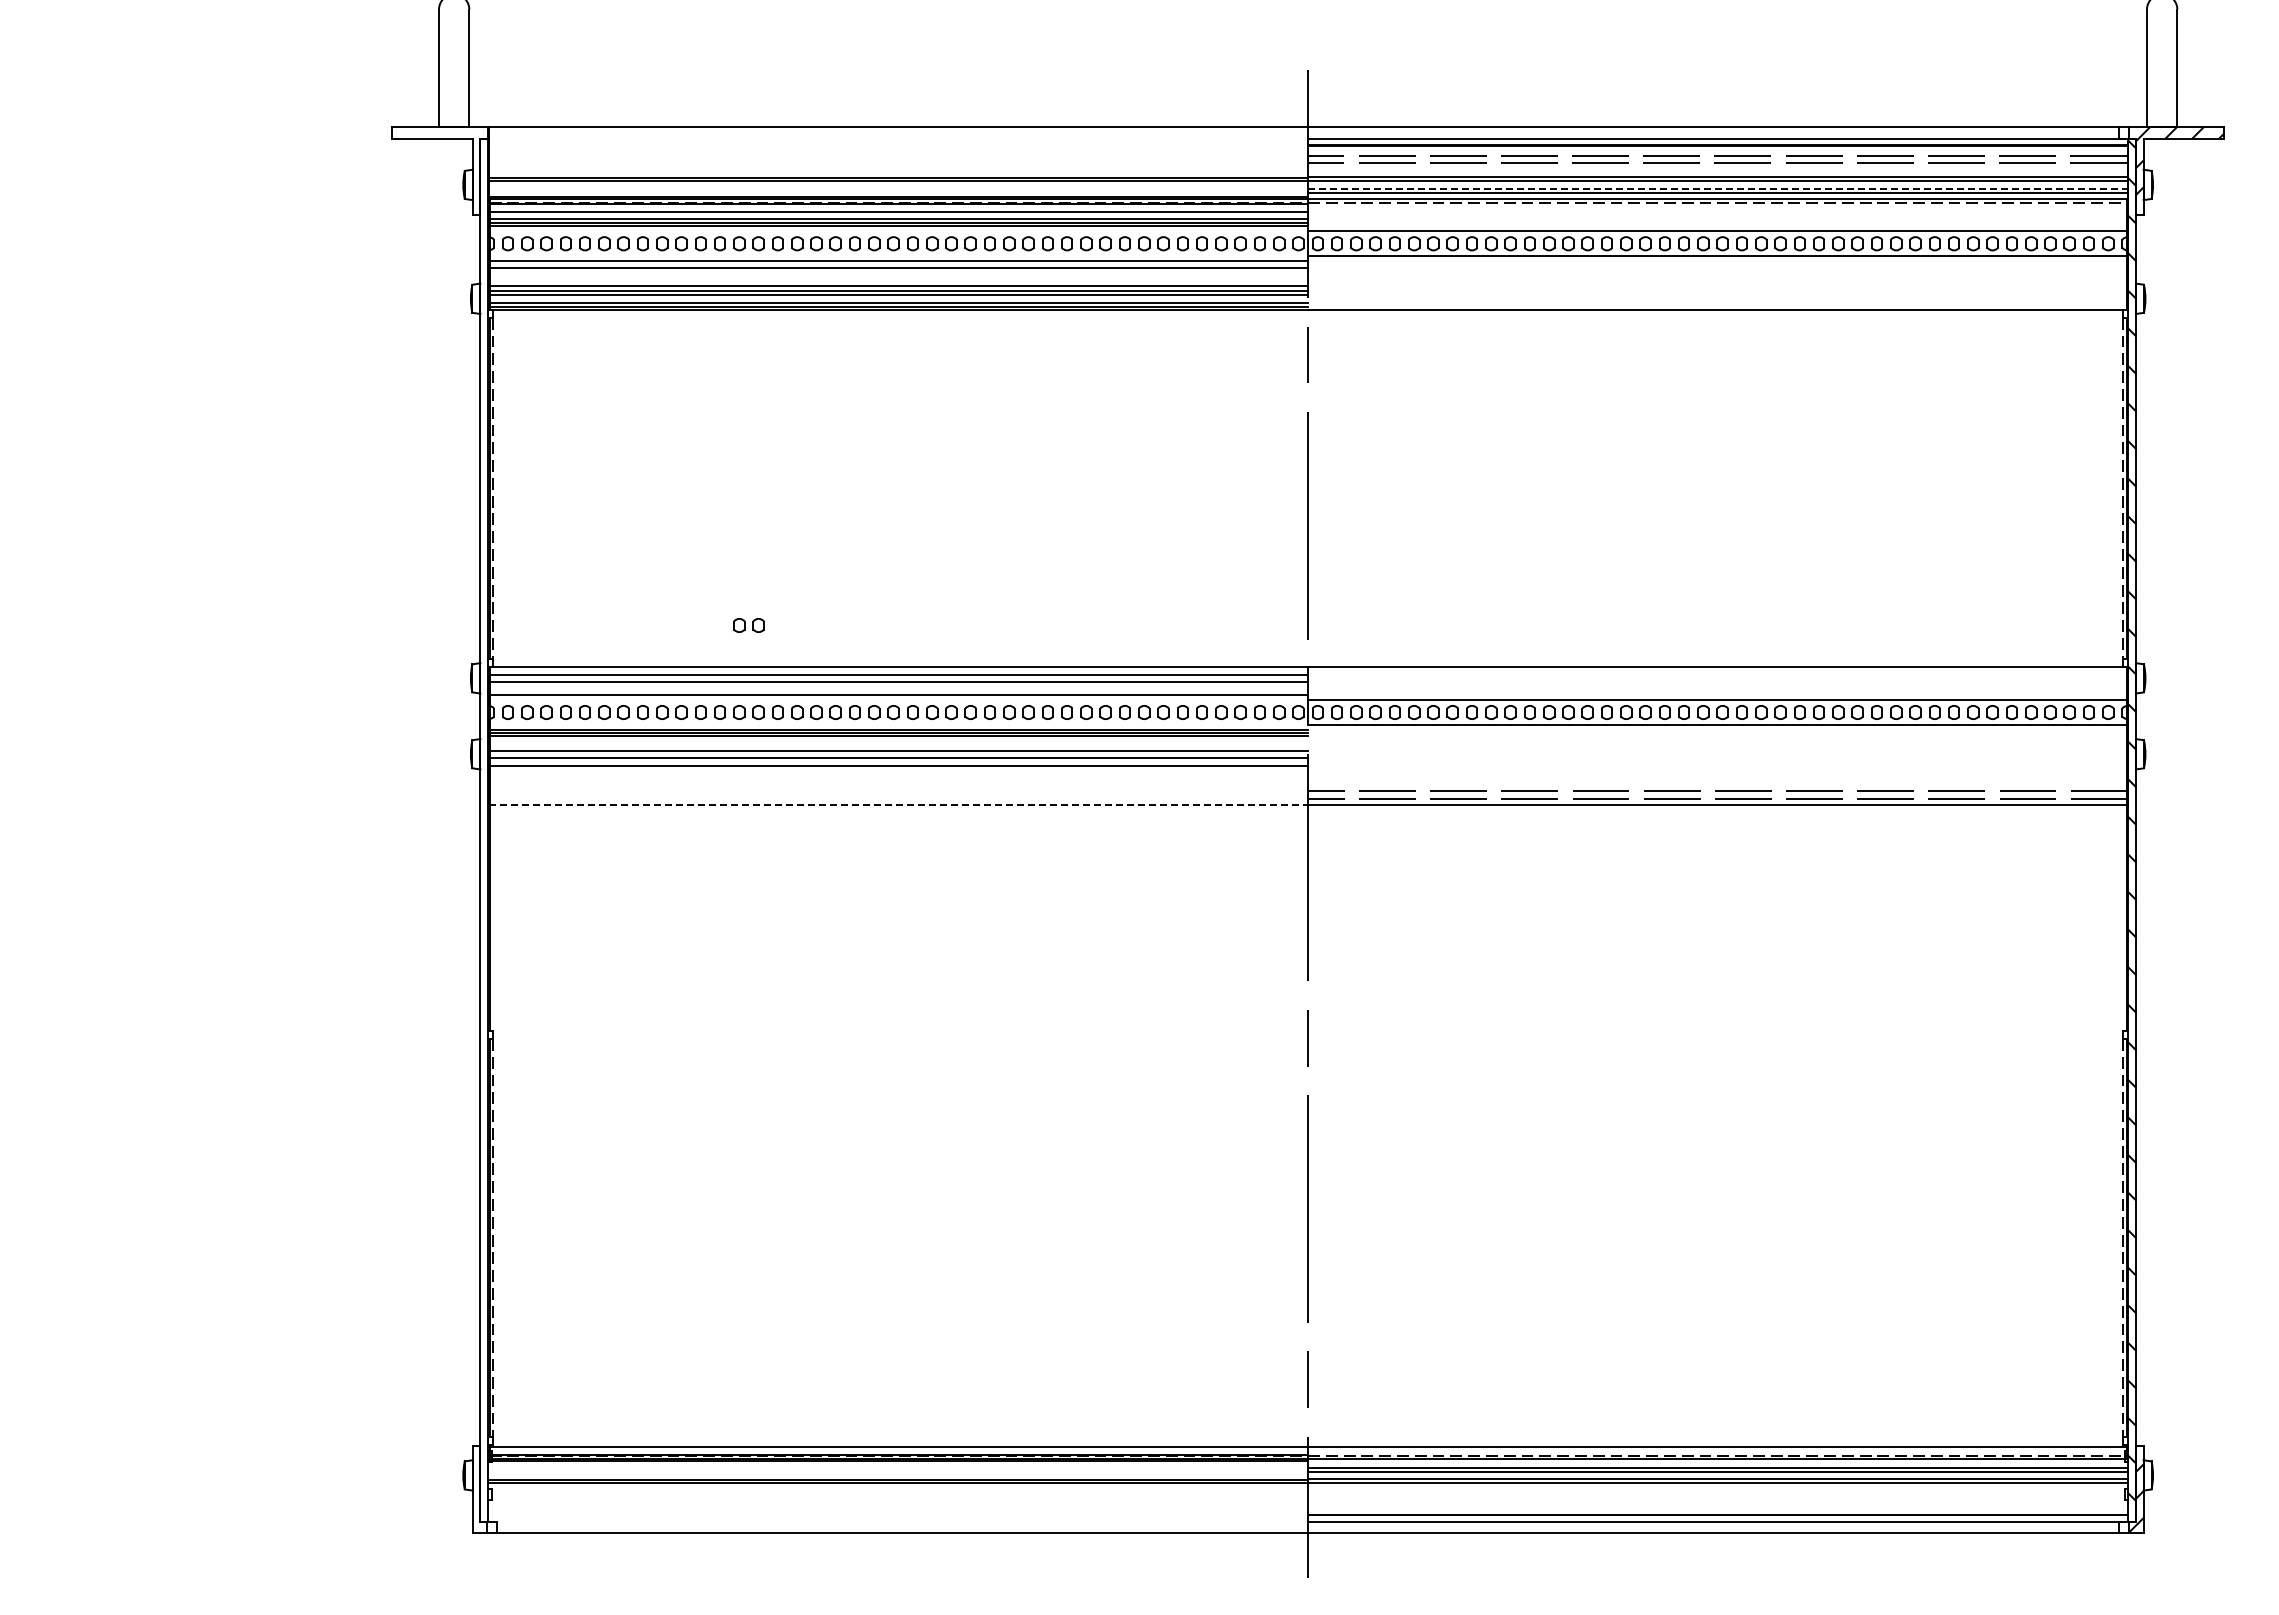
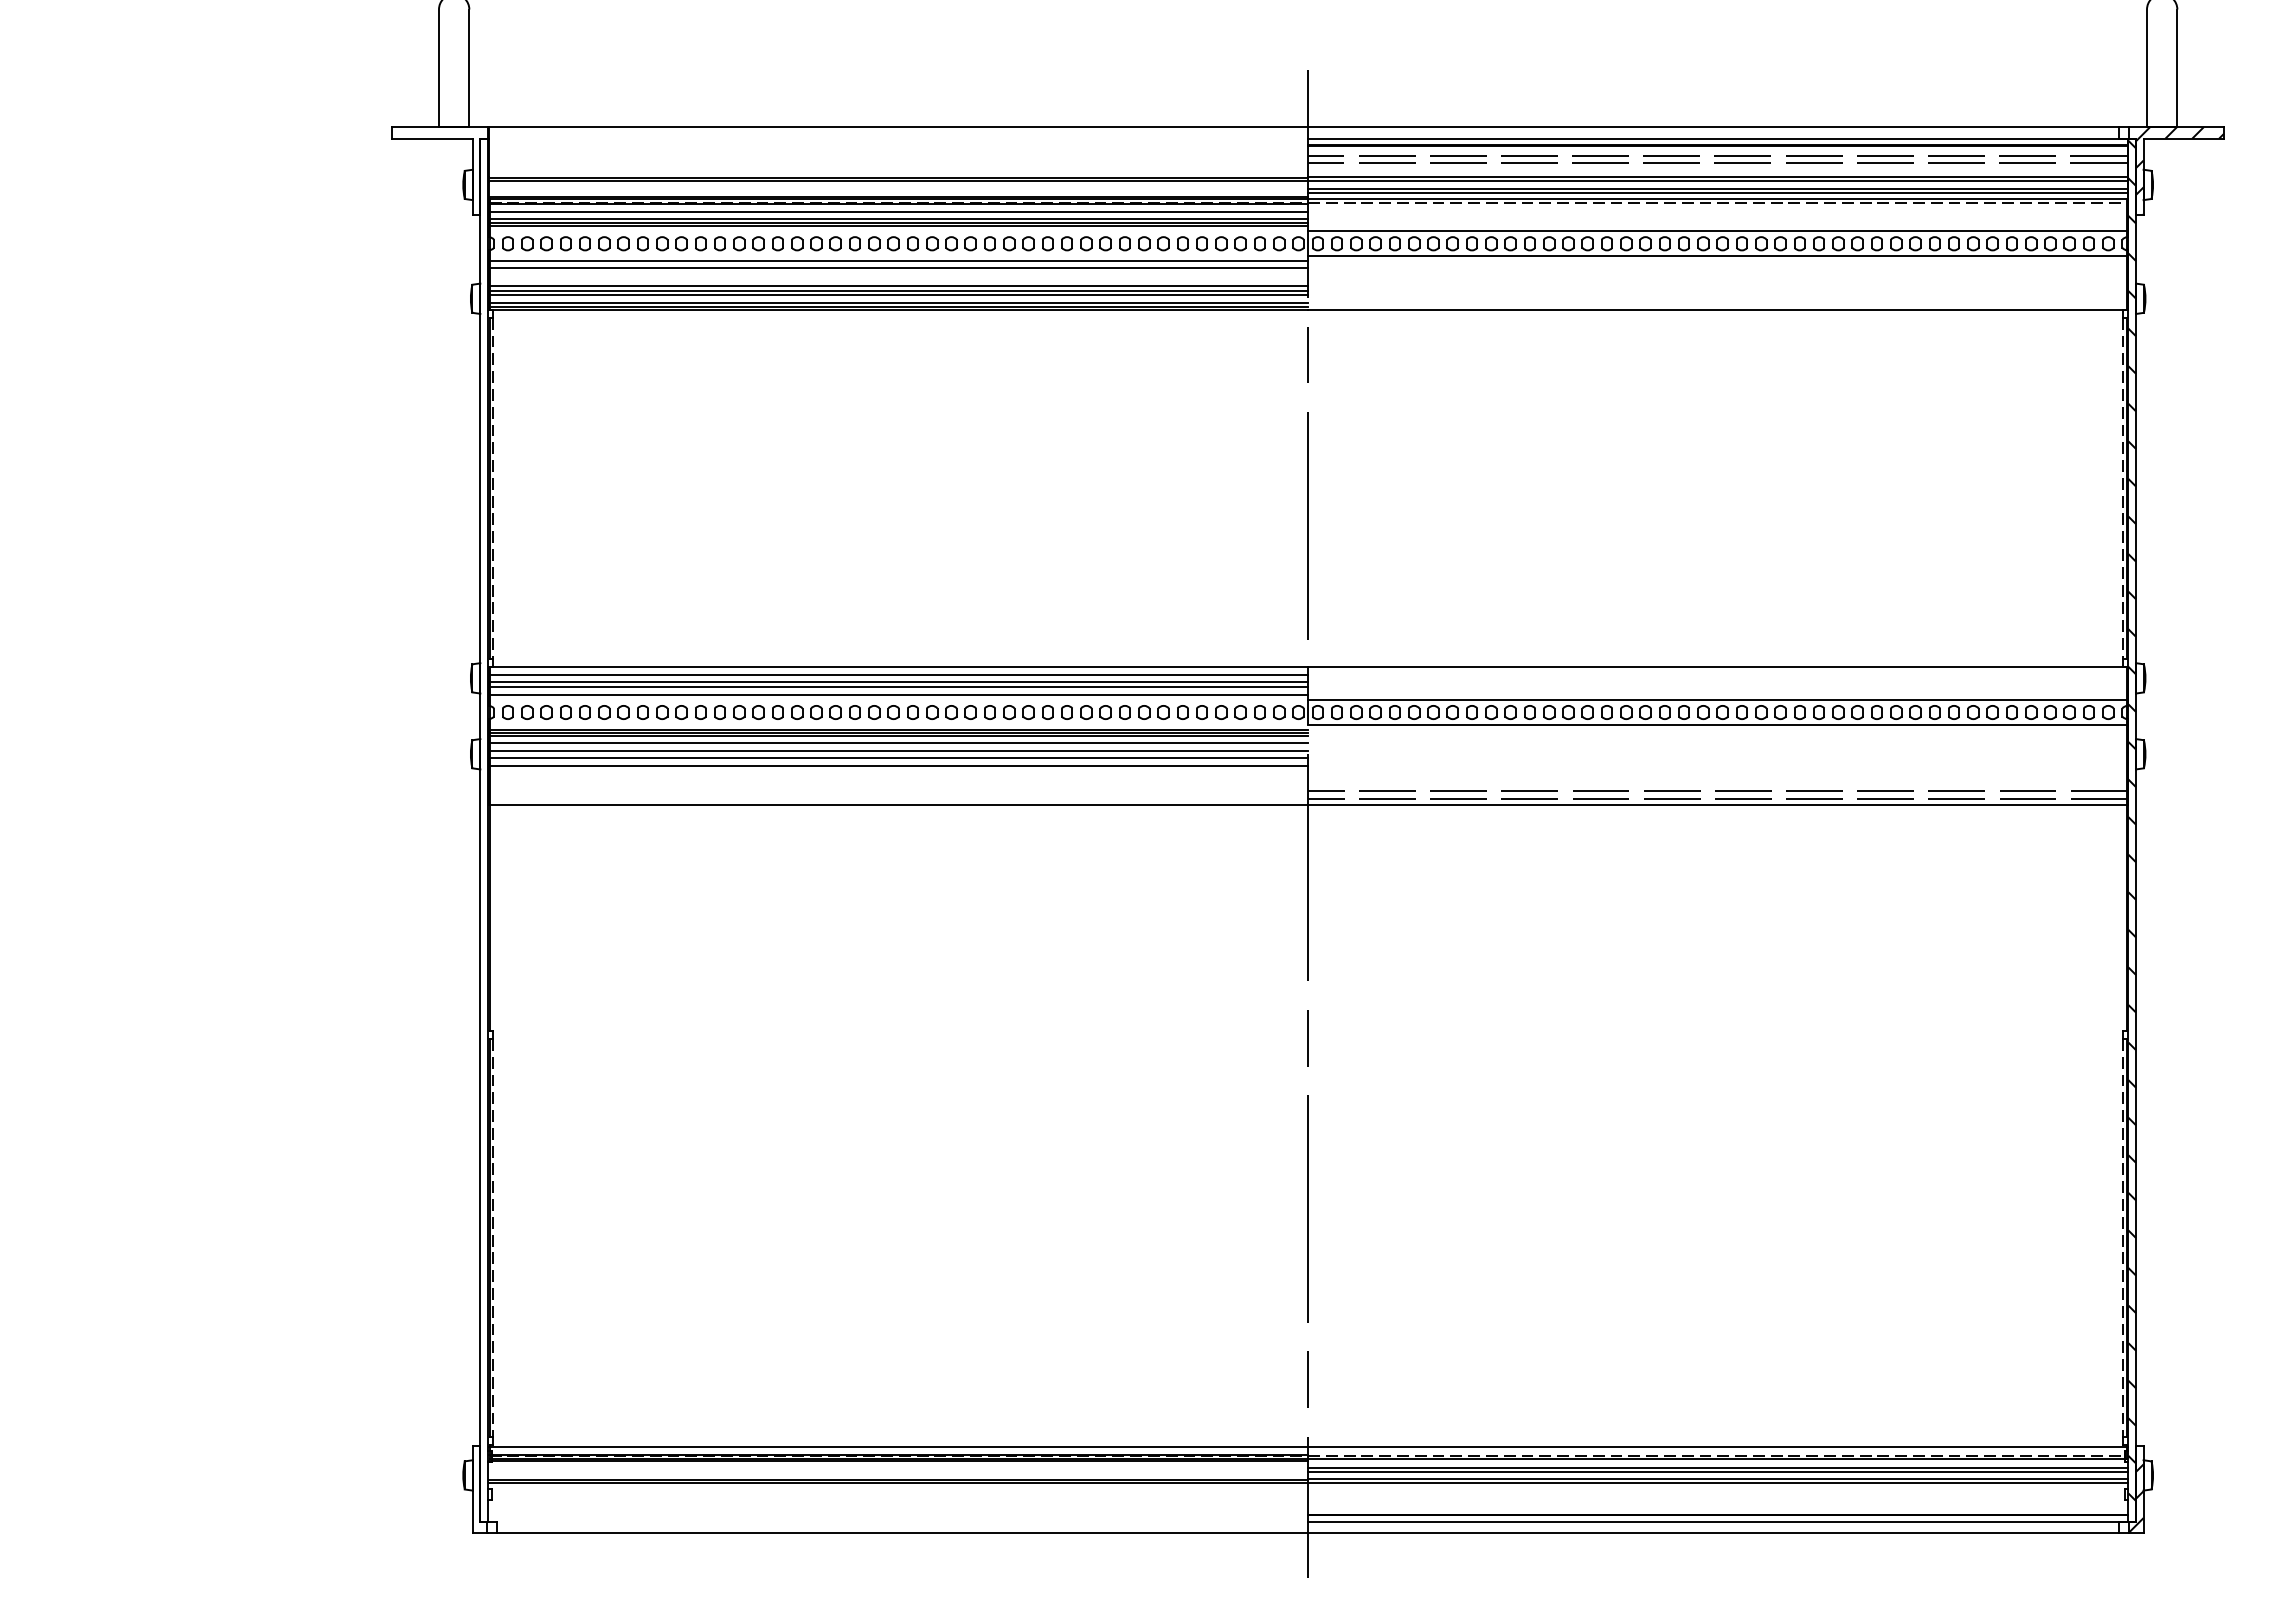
line: dashed -> solid (1717, 188)
part: present -> none (748, 625)
line: none -> present (898, 686)
line: none -> present (898, 743)
line: dashed -> solid (898, 804)
